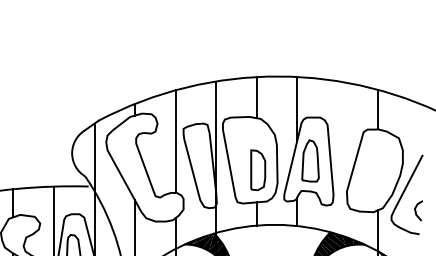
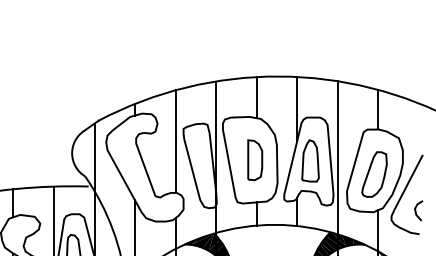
line: none -> present (337, 166)
part position: (258, 170) -> (255, 160) (255, 160)
part: none -> present (374, 174)
